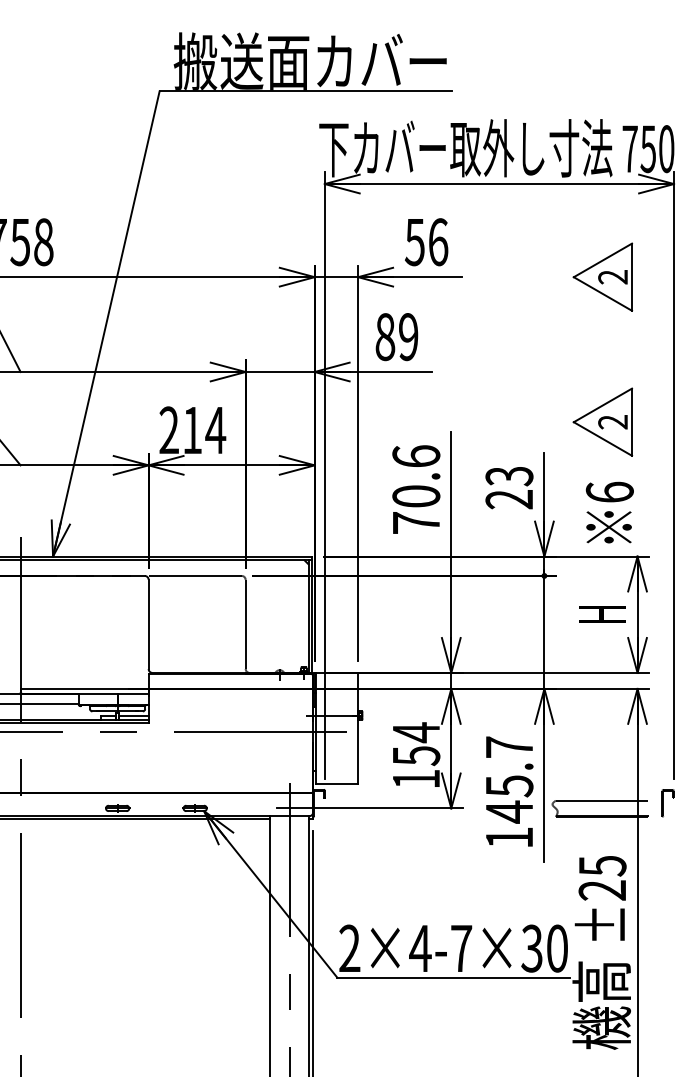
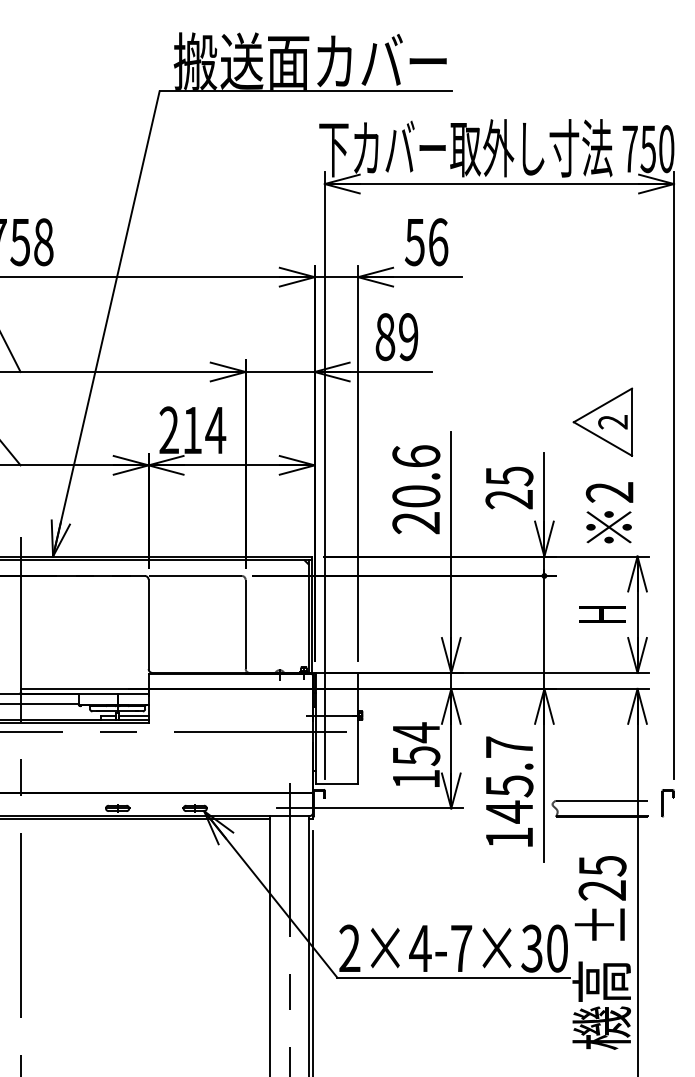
part: present -> none (602, 276)
text: 23 -> 25 (509, 476)
text: 6 -> 2 (609, 491)
text: 70.6 -> 20.6 (415, 523)
